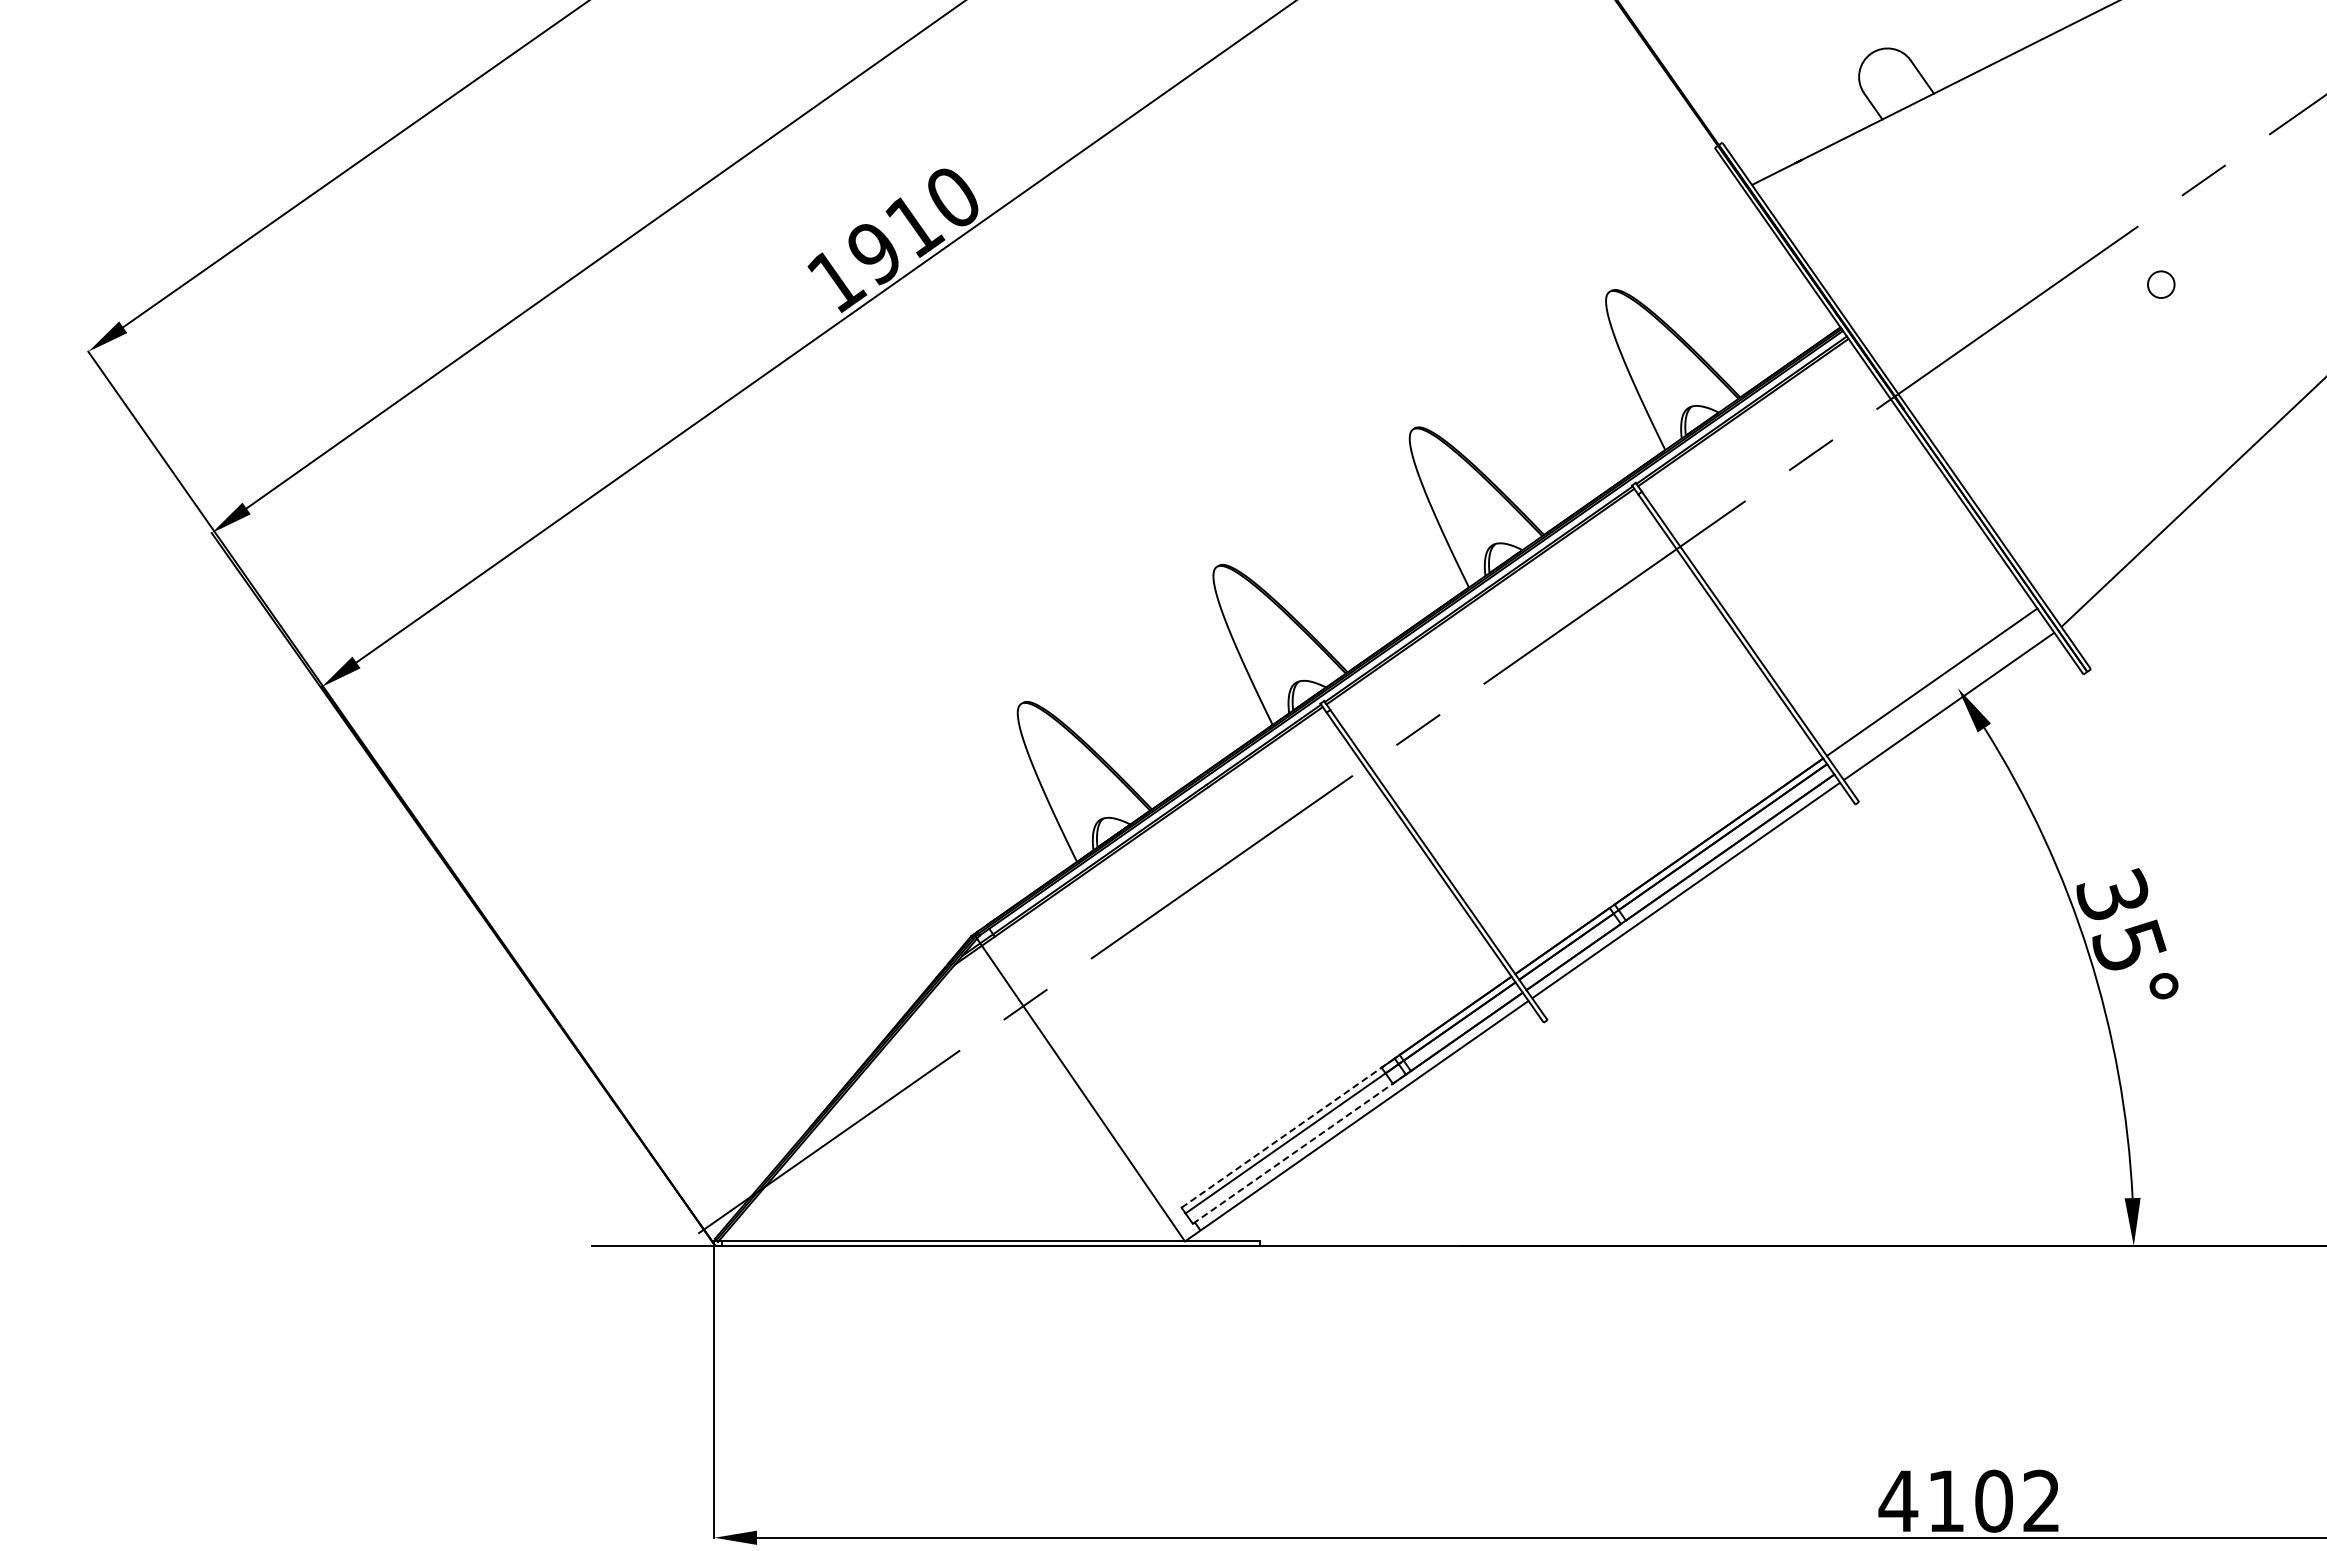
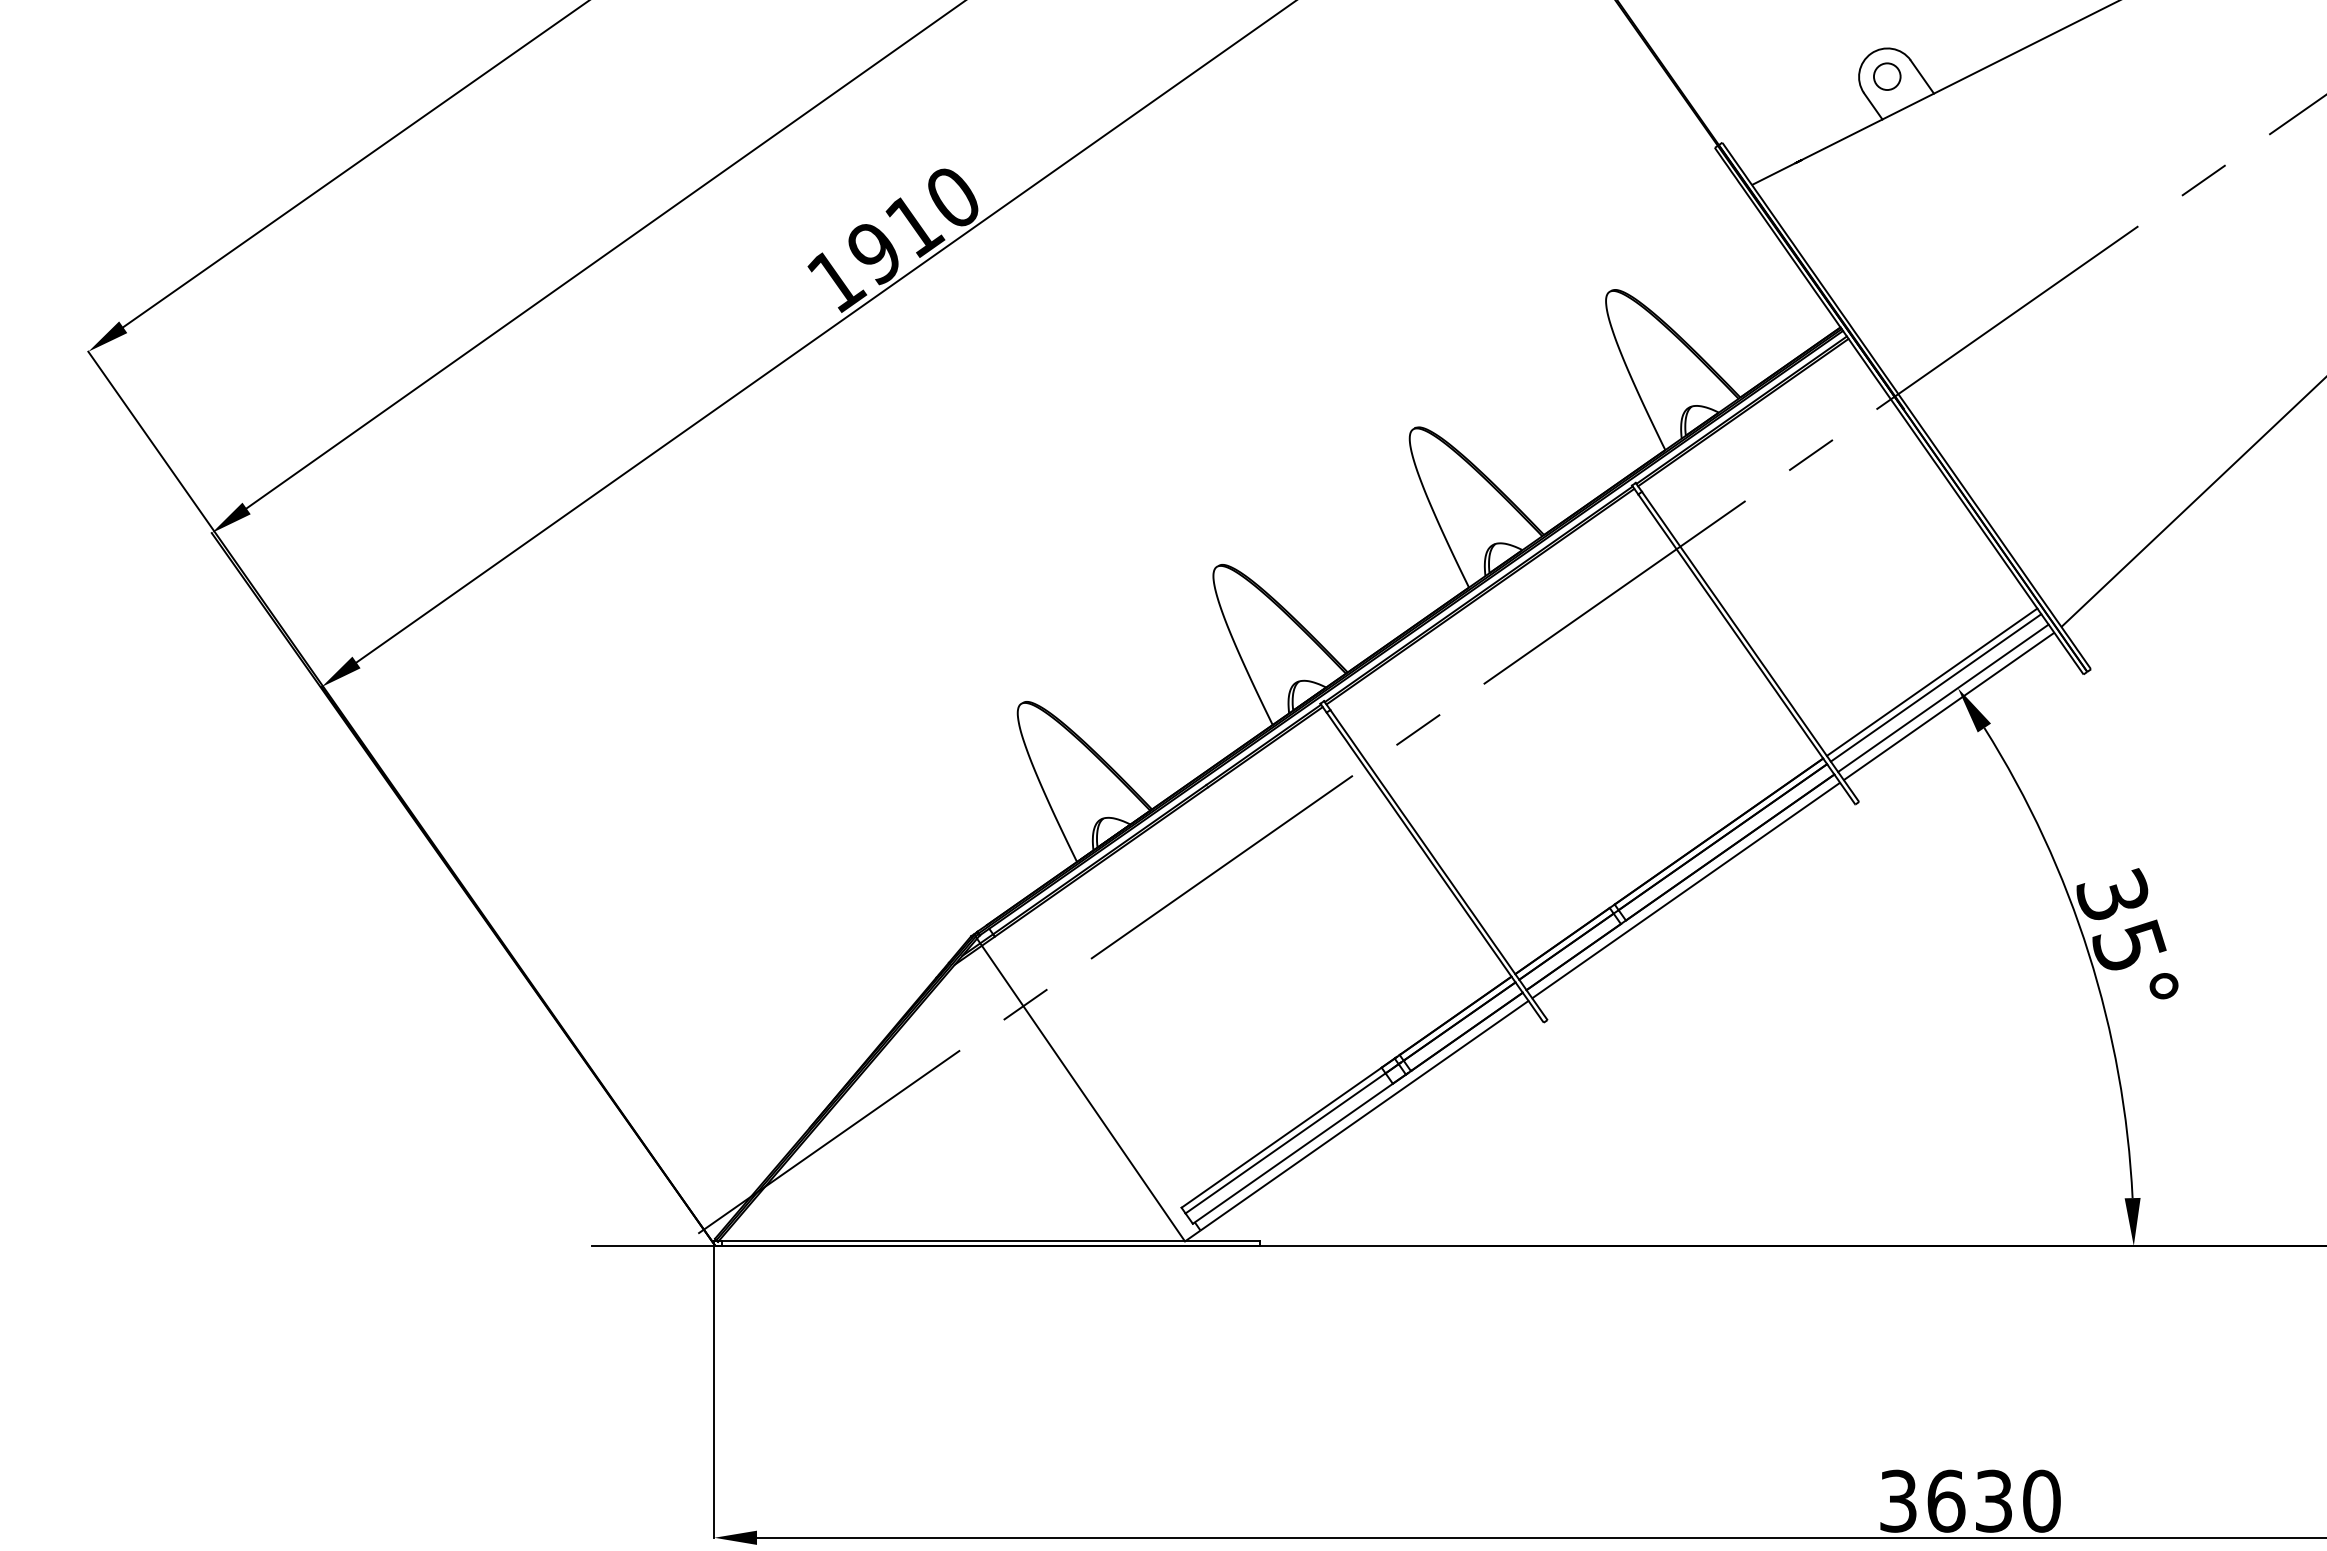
circle position: (2161, 284) -> (1887, 76) (1887, 76)
line: none -> present (1935, 687)
line: none -> present (1943, 697)
line: dashed -> solid (1289, 1132)
line: dashed -> solid (1300, 1148)
text: 4102 -> 3630 (1969, 1500)
